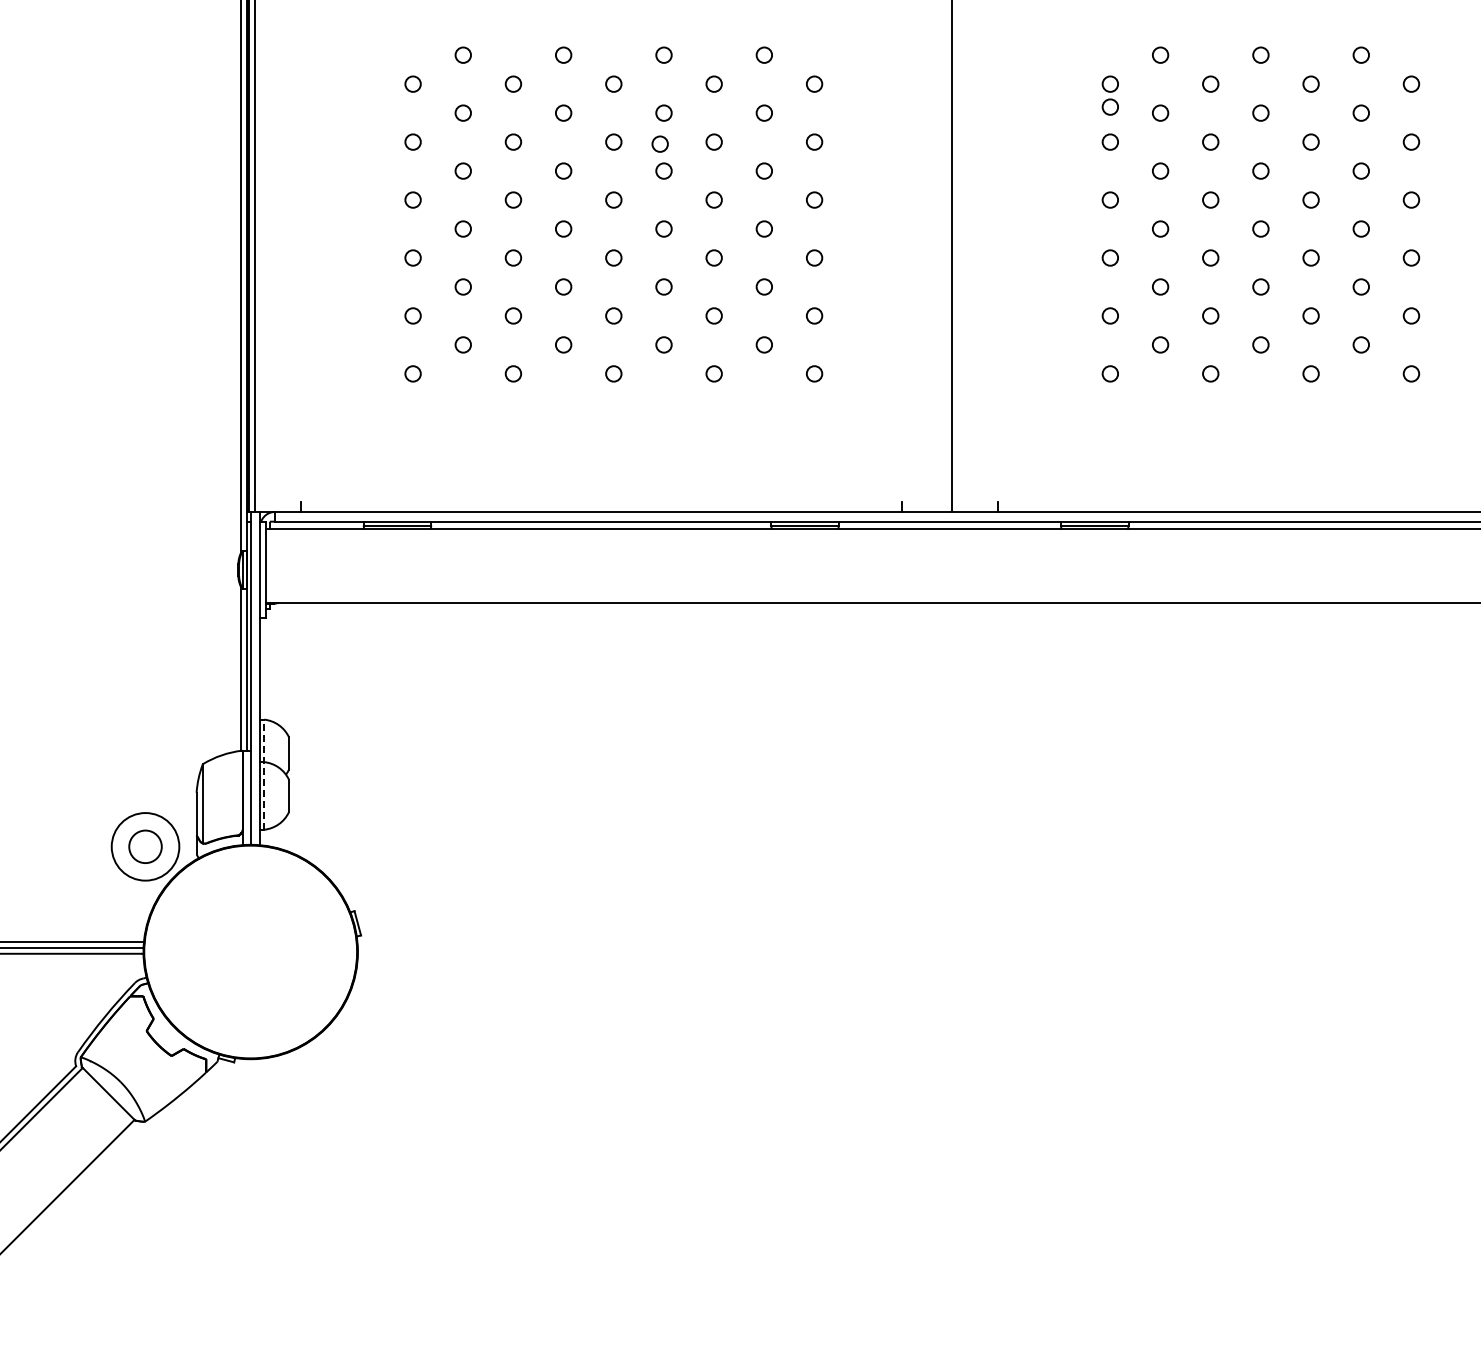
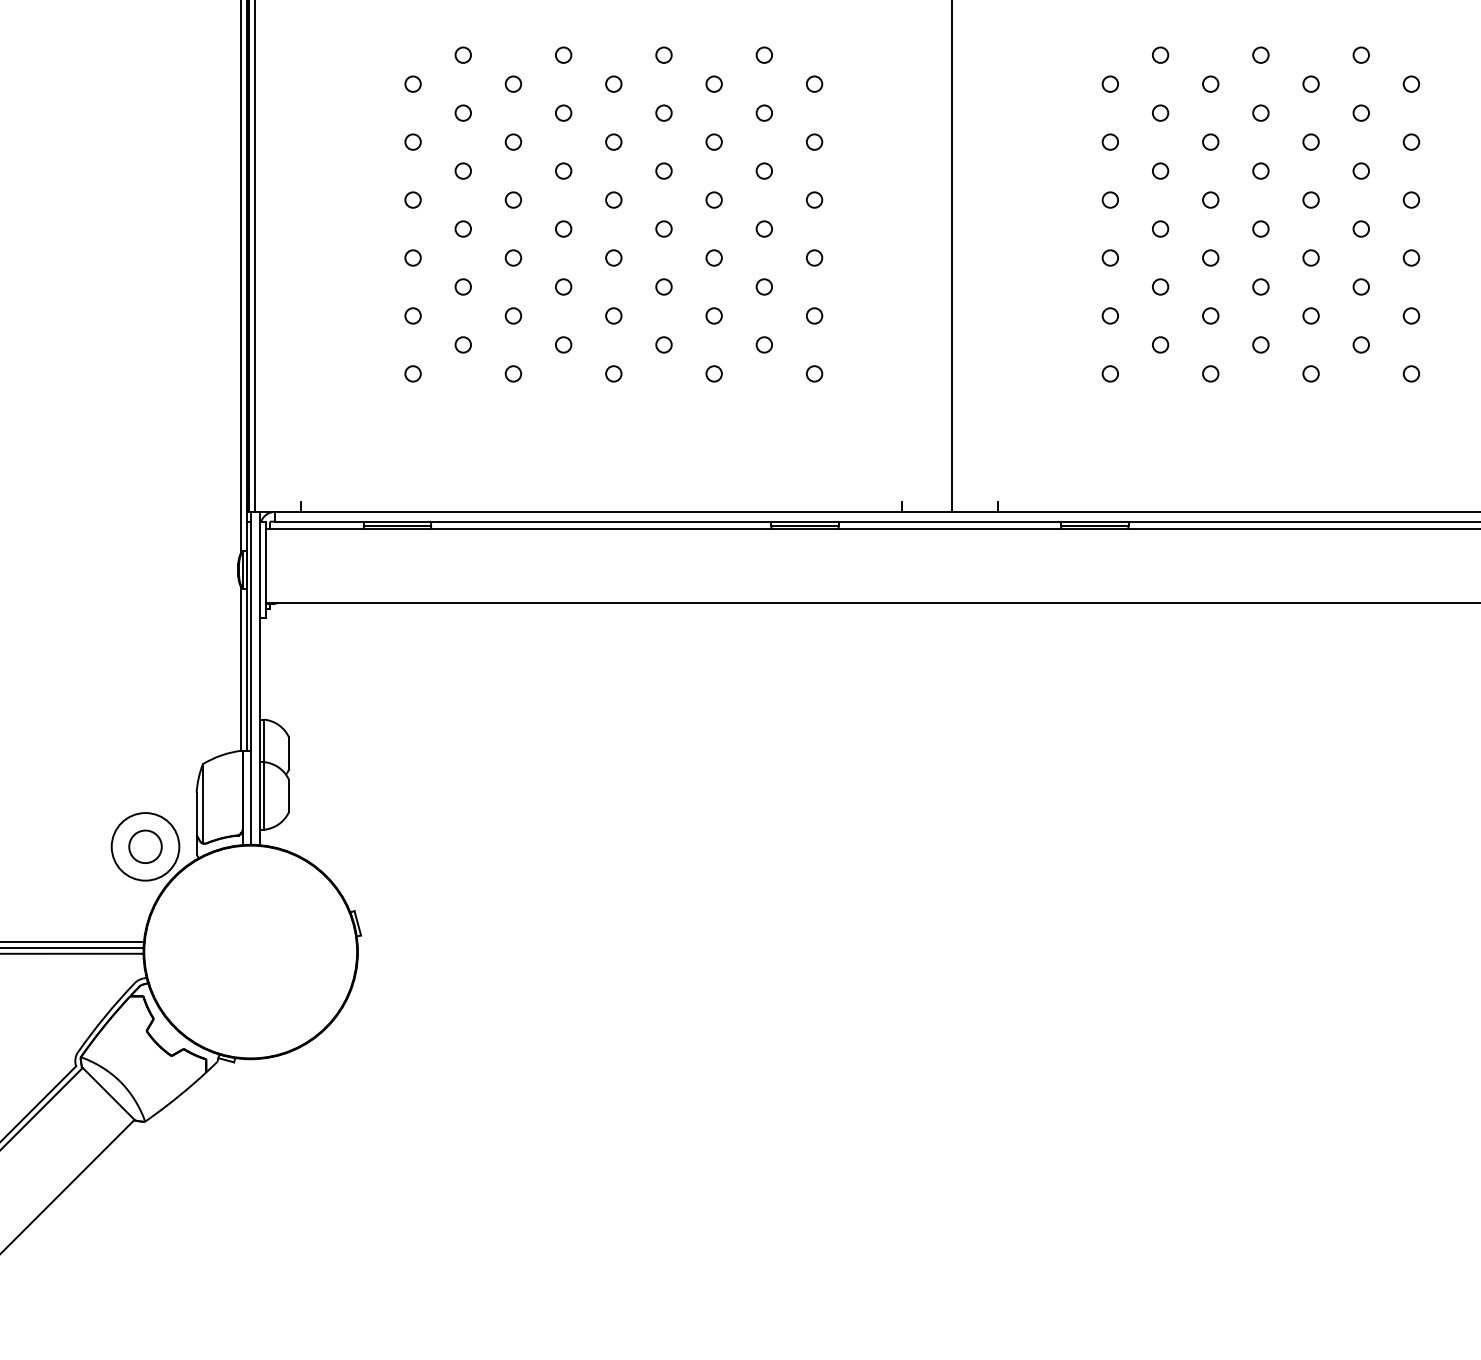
circle: present -> none (1109, 106)
circle: present -> none (659, 143)
line: dashed -> solid (264, 774)
